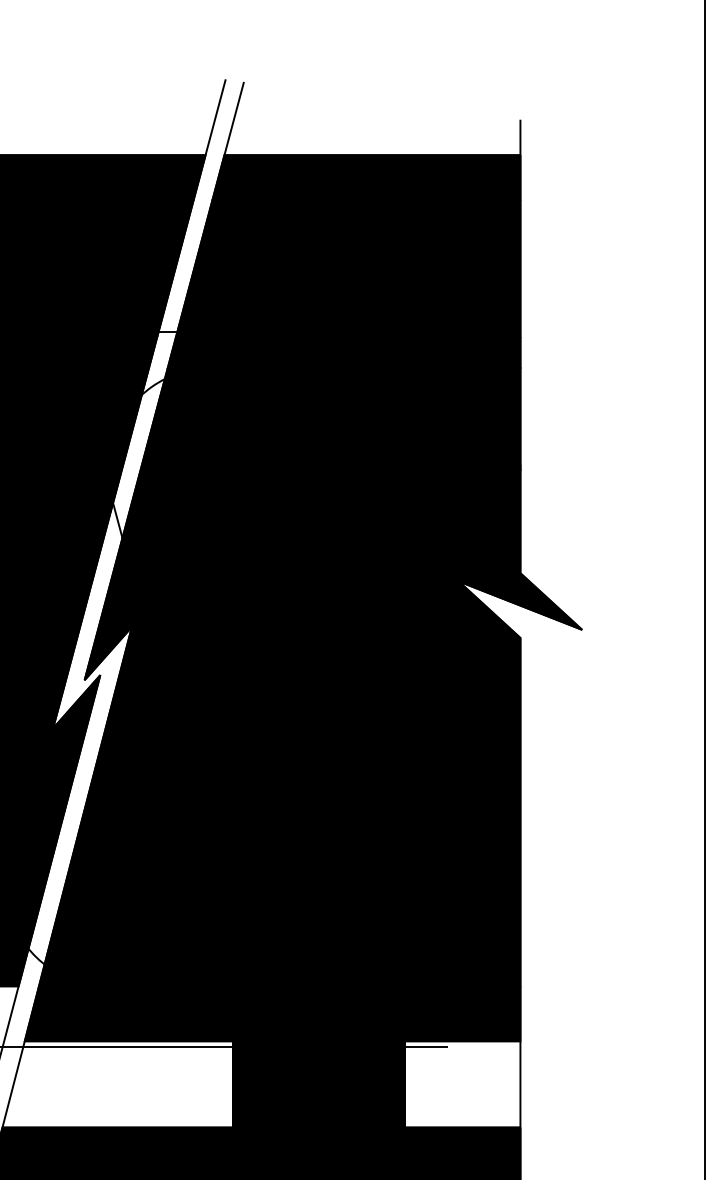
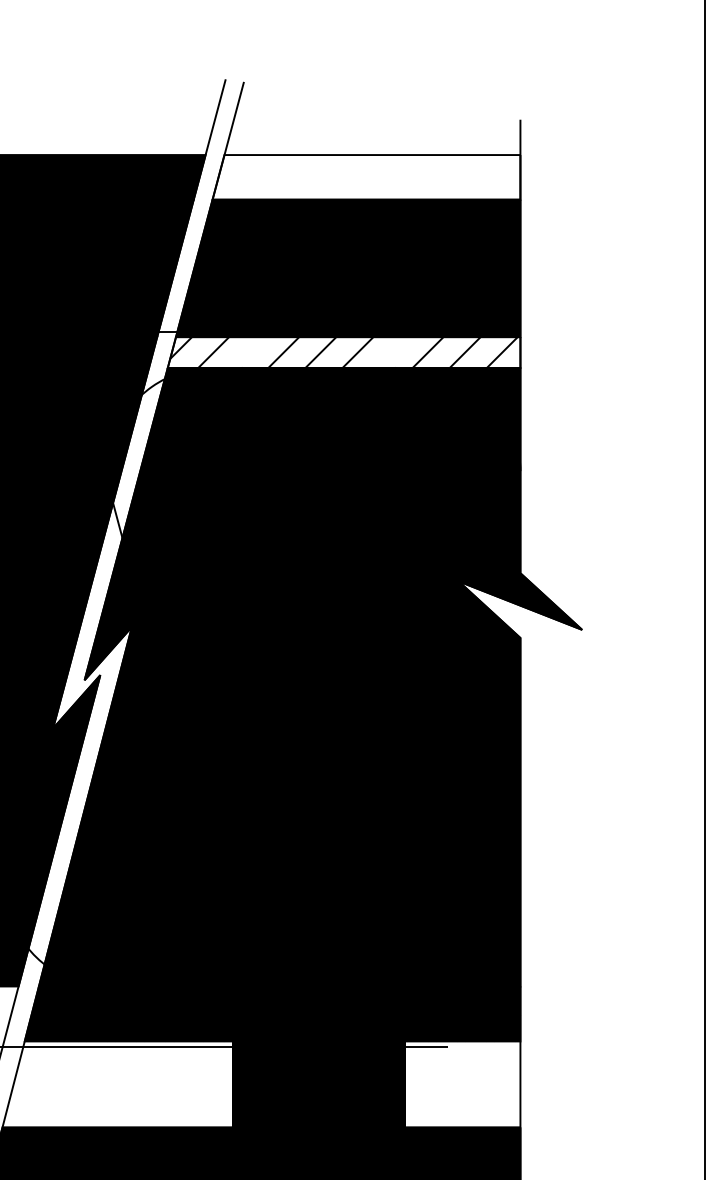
fill: present -> none (366, 177)
fill: present -> none (343, 352)
